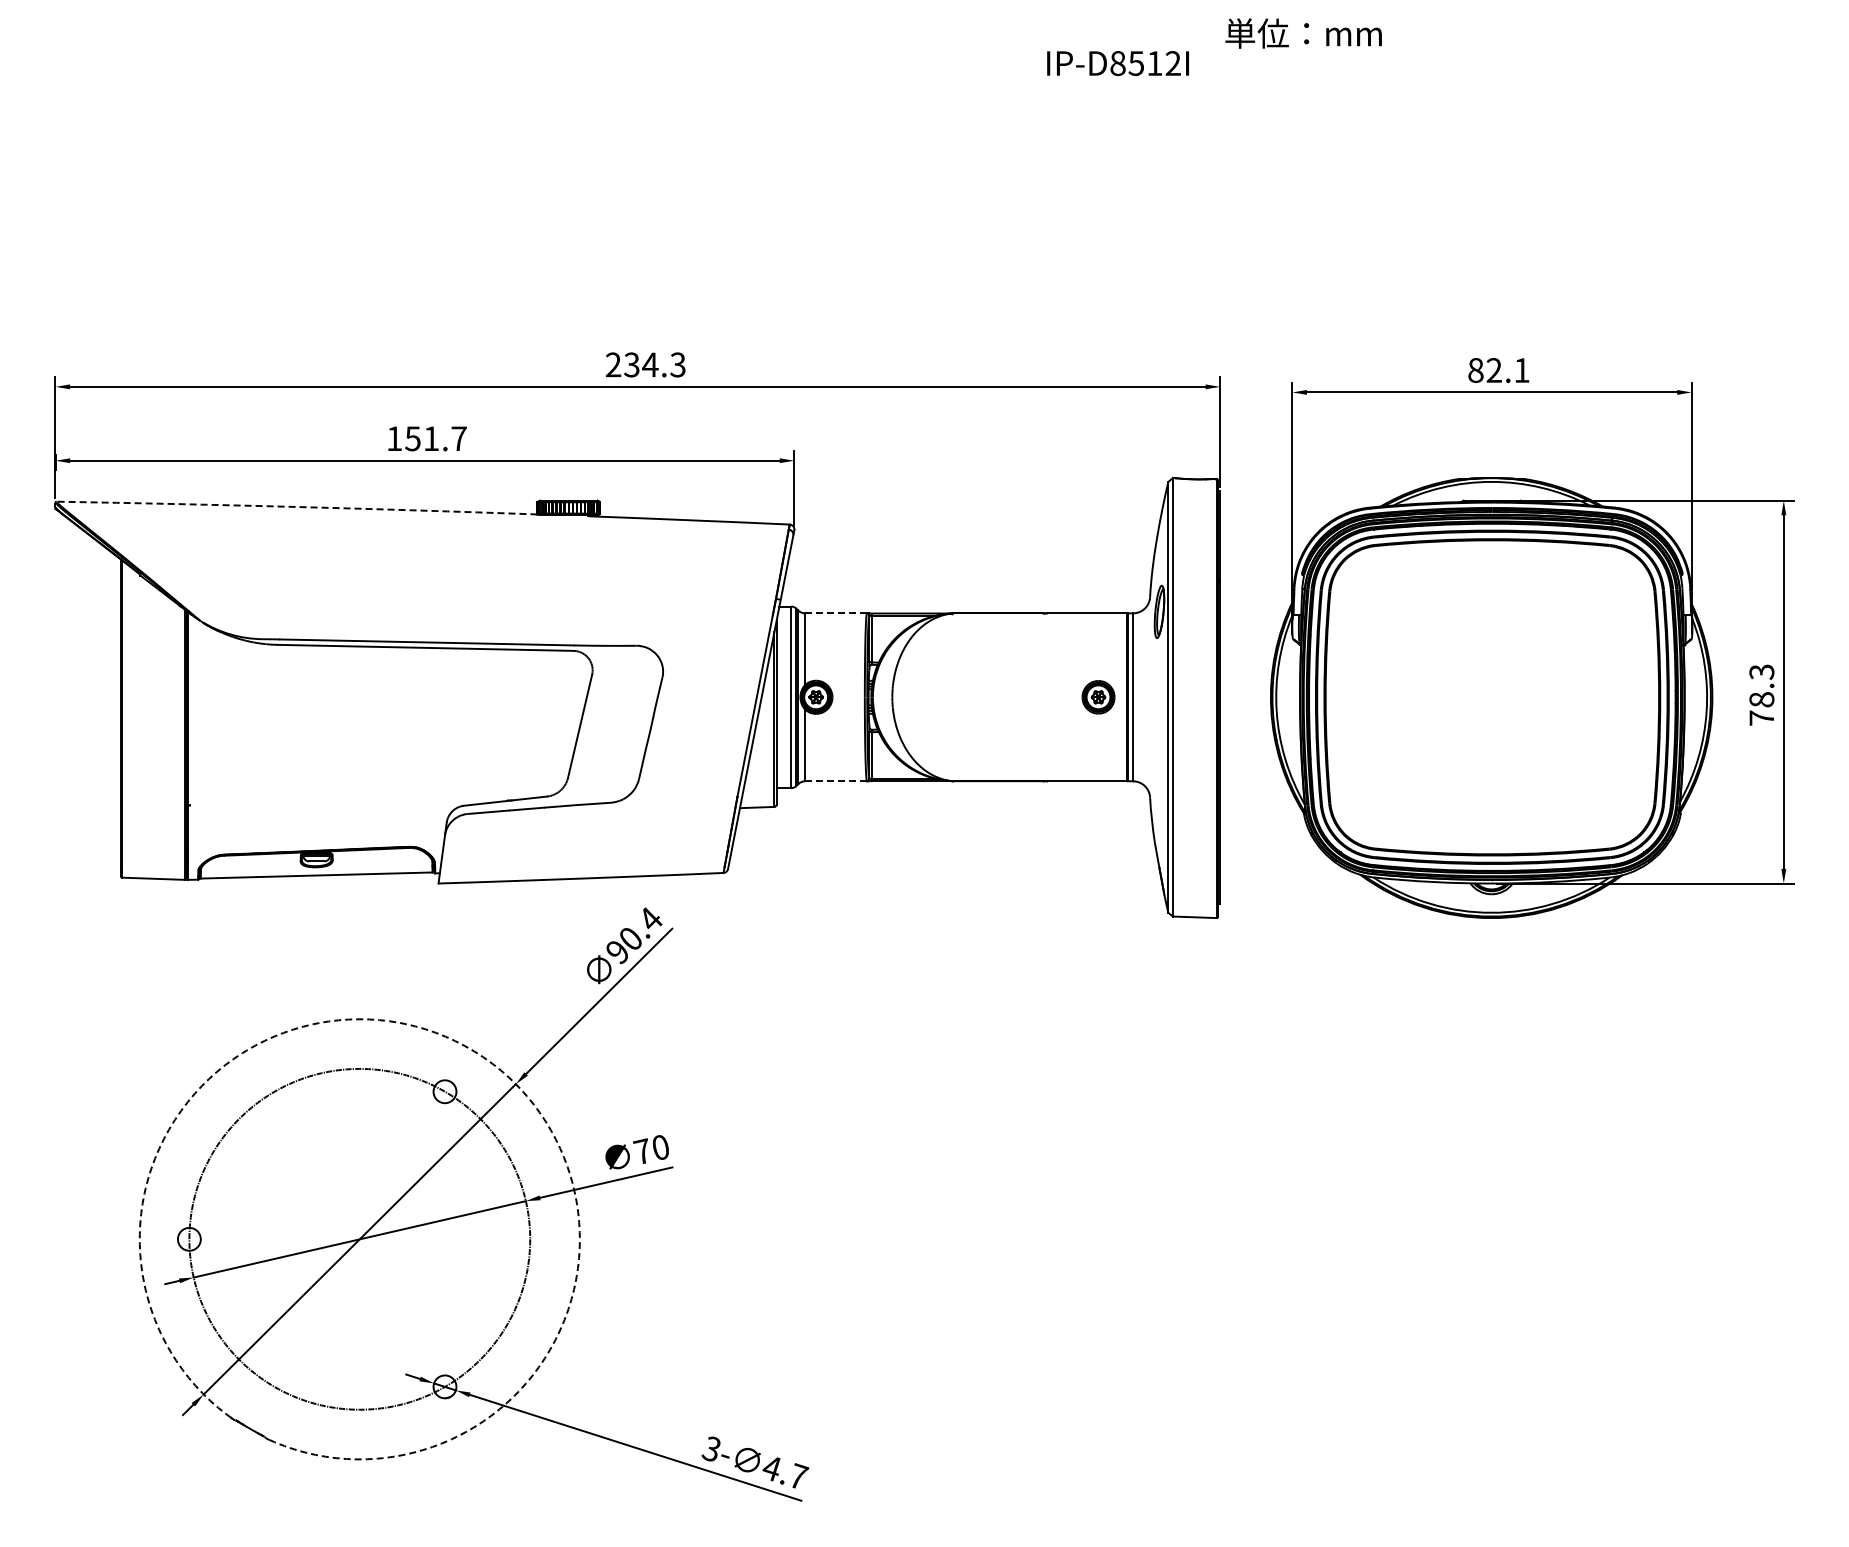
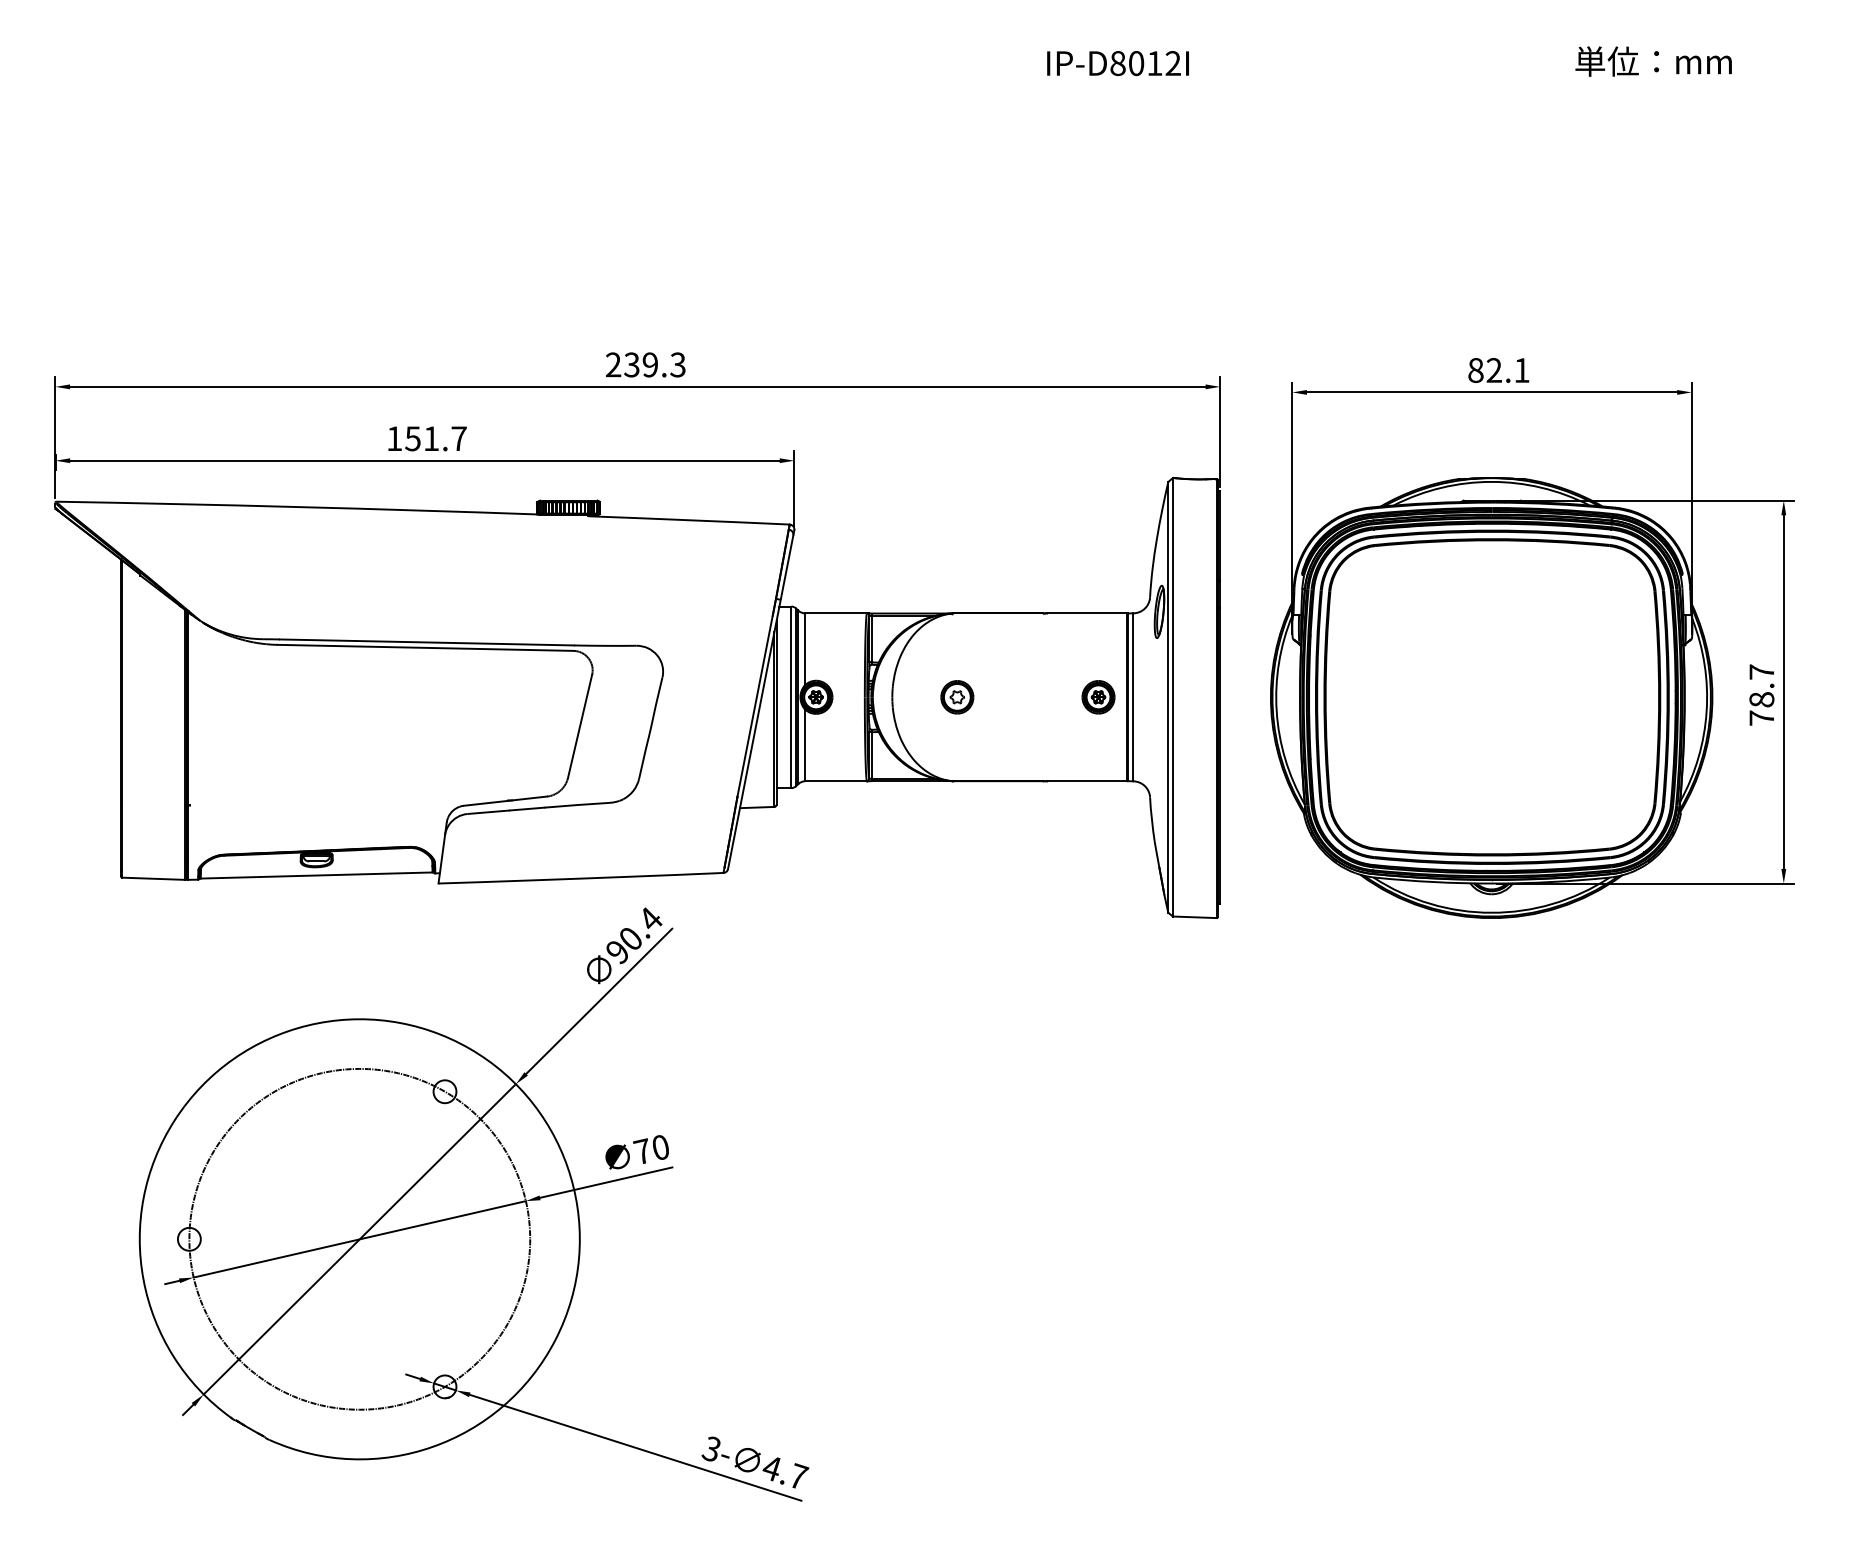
text position: (1303, 33) -> (1653, 61) (1653, 61)
text: IP-D8512I -> IP-D8012I (1136, 63)
text: 234.3 -> 239.3 (650, 364)
arc: dashed -> solid (297, 507)
line: dashed -> solid (836, 613)
text: 78.3 -> 78.7 (1761, 671)
part: none -> present (957, 697)
line: dashed -> solid (836, 781)
arc: dashed -> solid (469, 1048)
